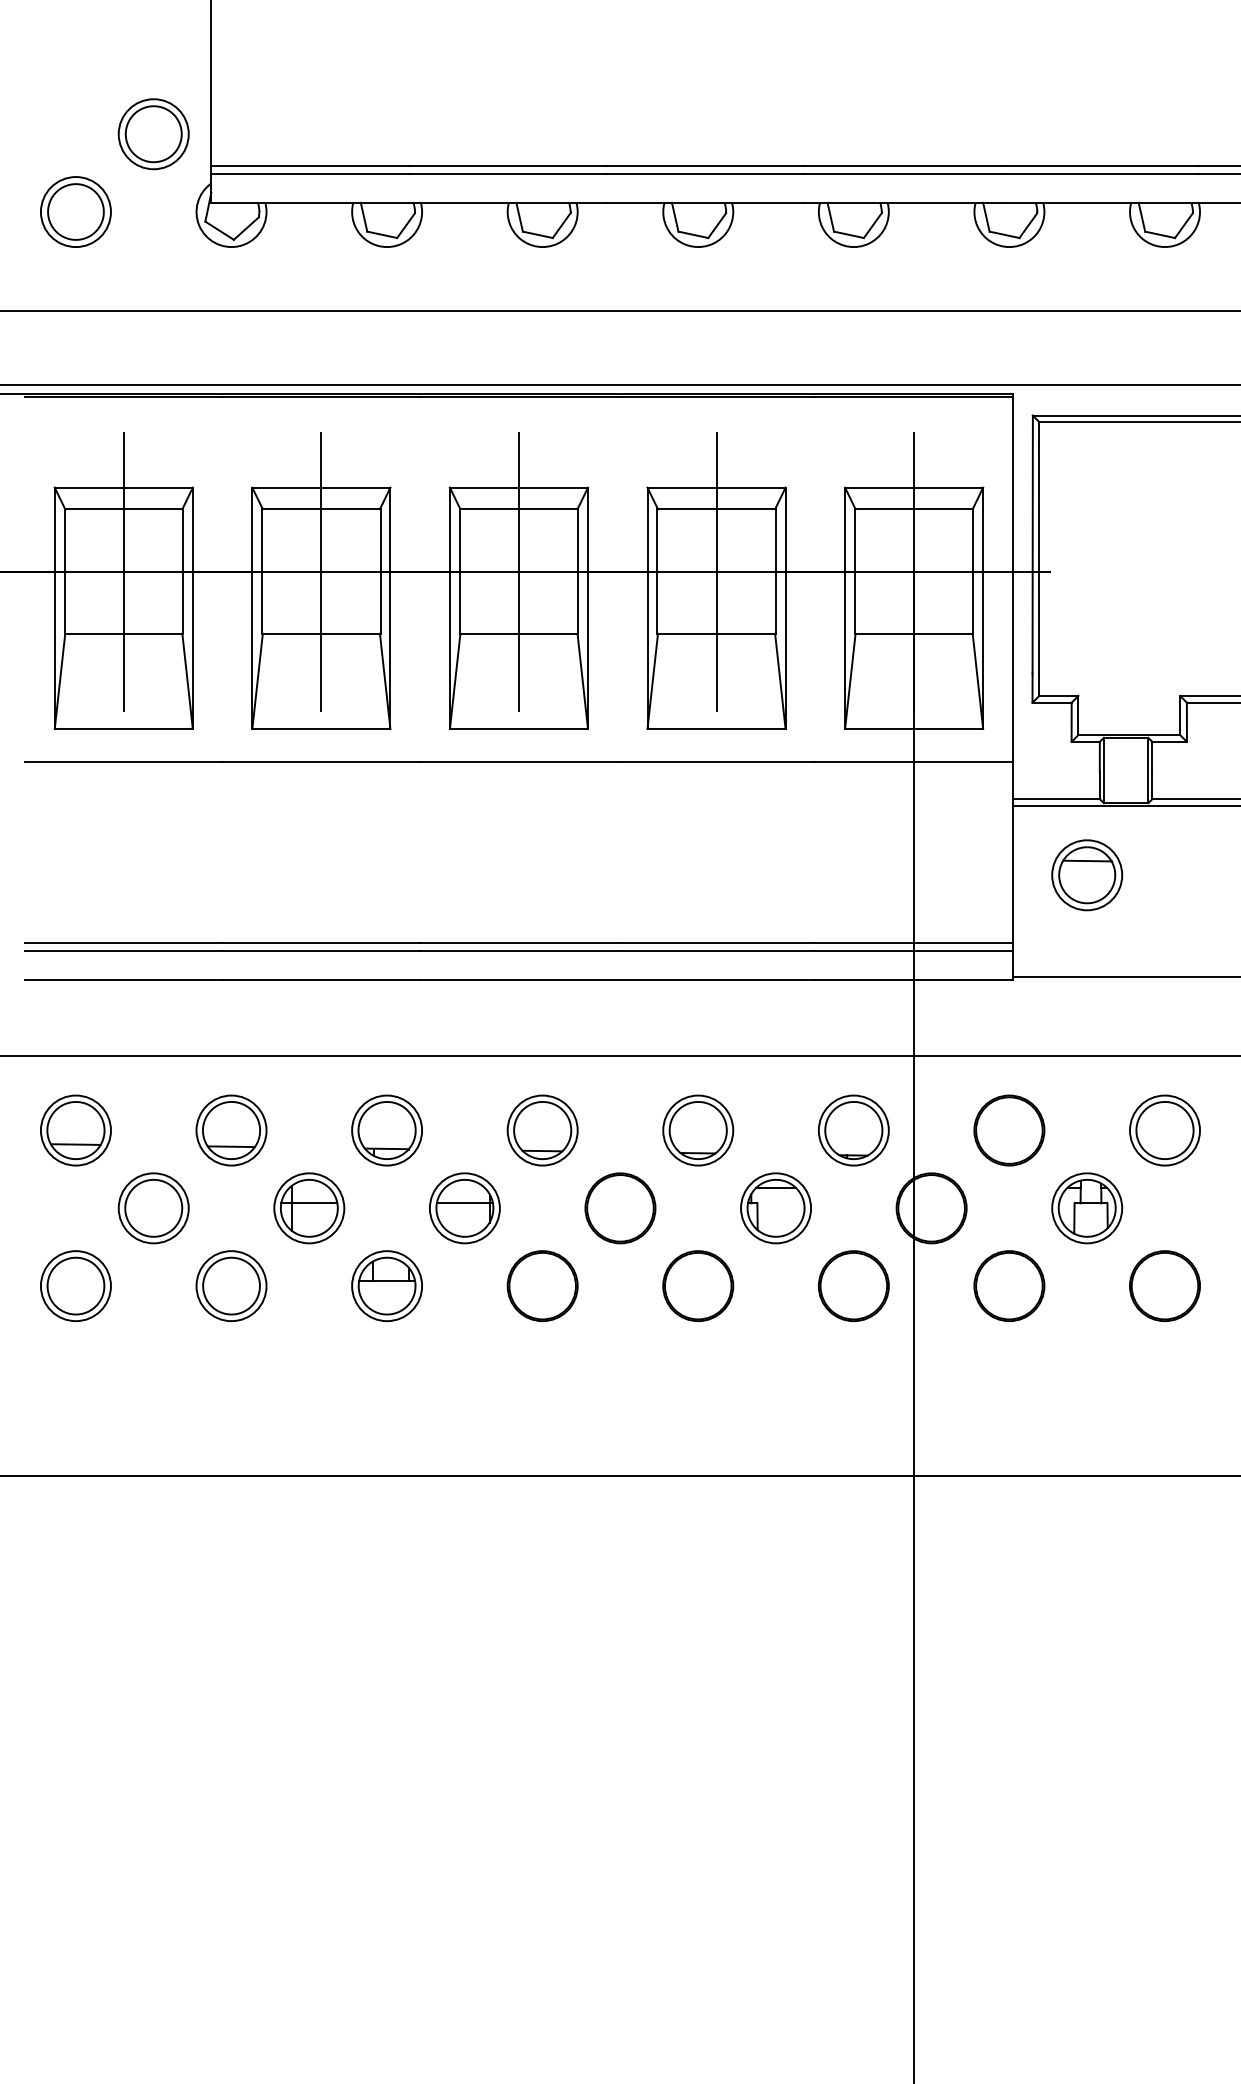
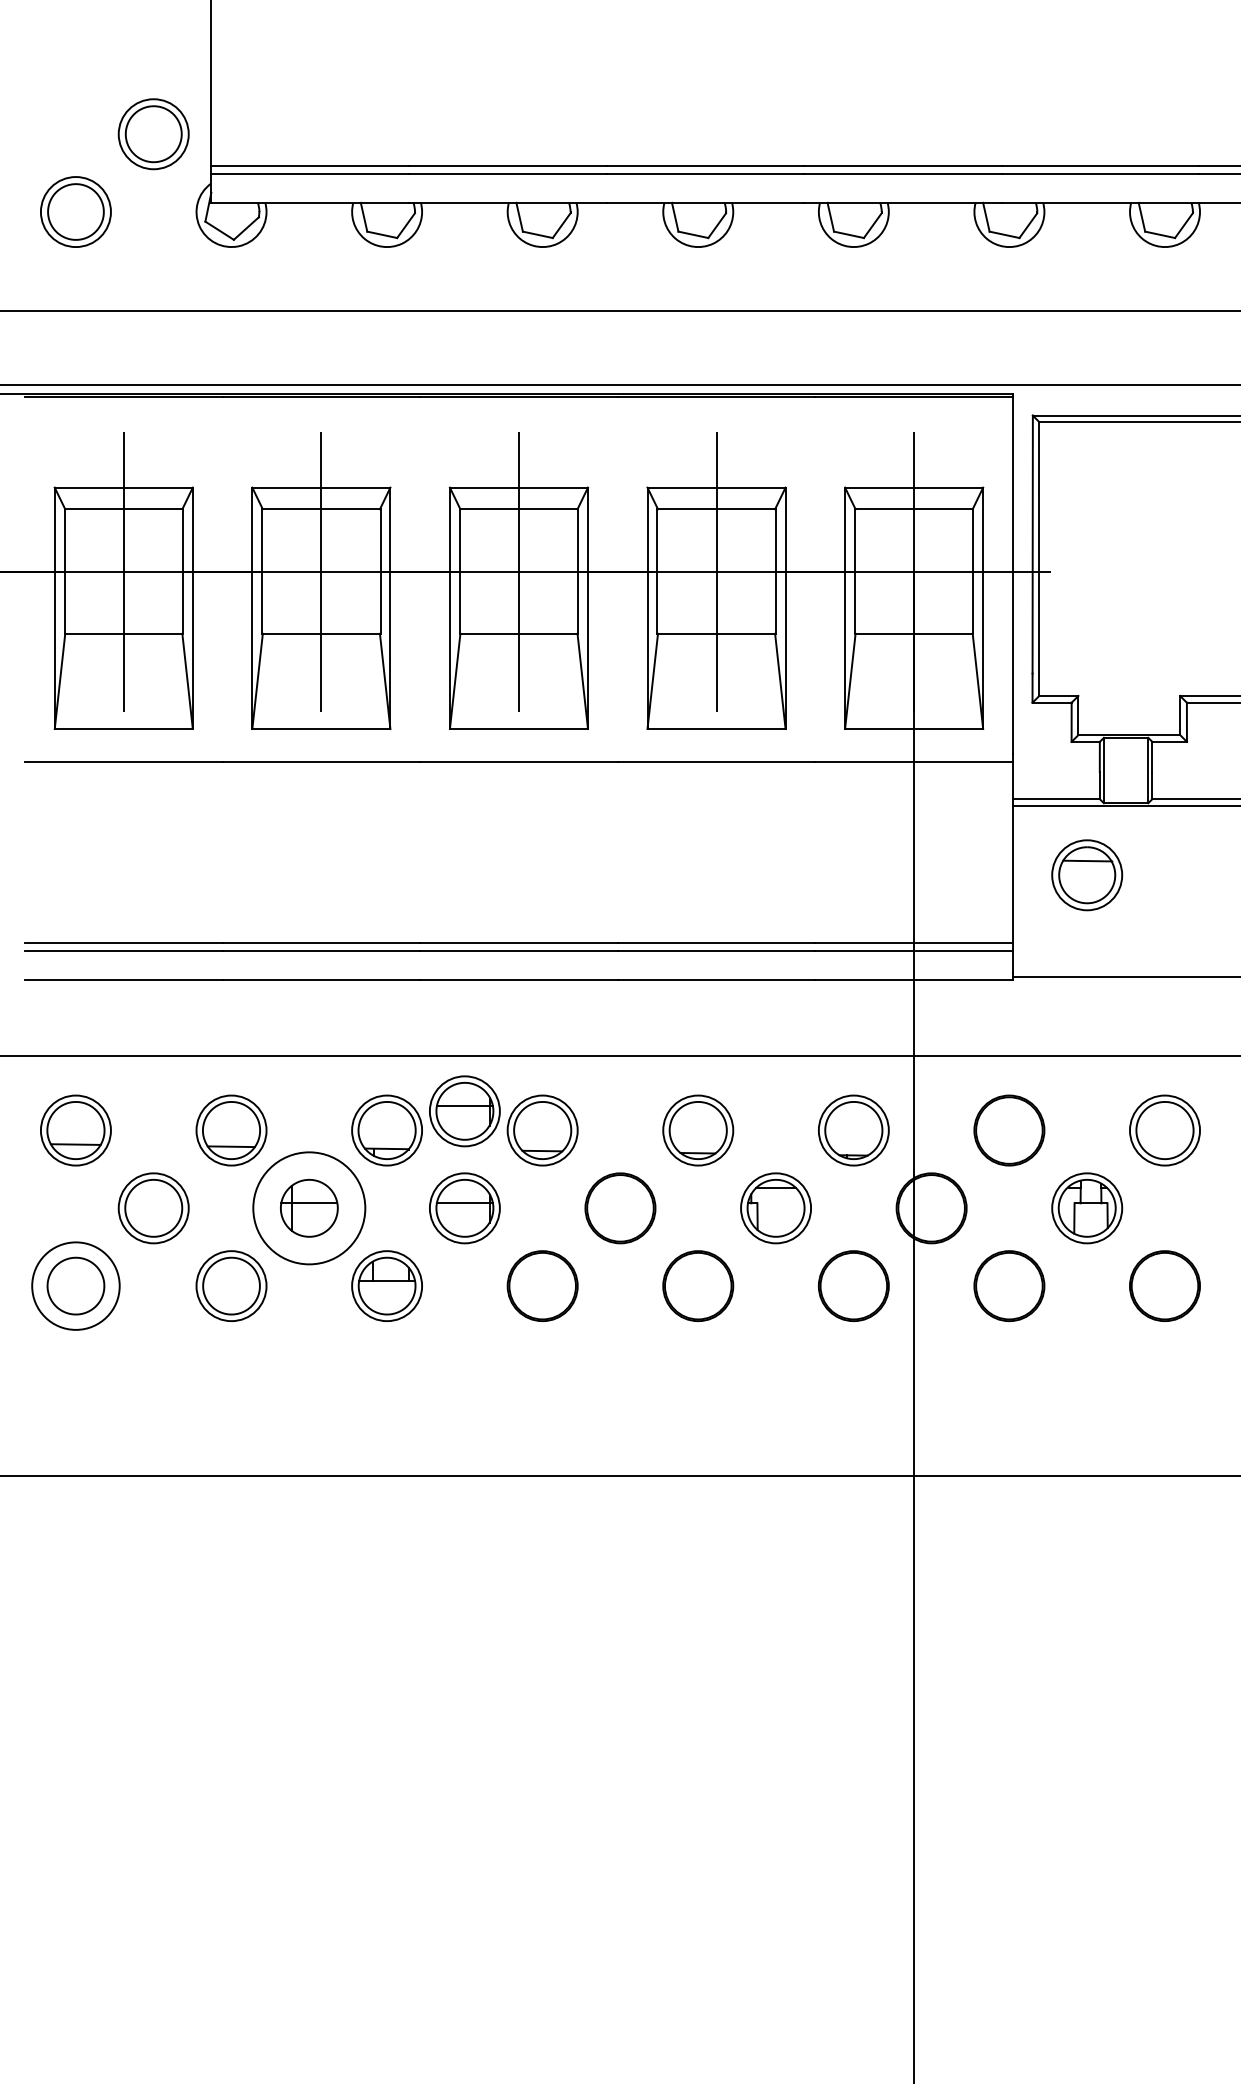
part: none -> present (464, 1111)
circle diameter: 70 px -> 112 px (309, 1208)
circle diameter: 70 px -> 88 px (75, 1285)
